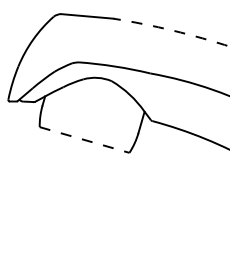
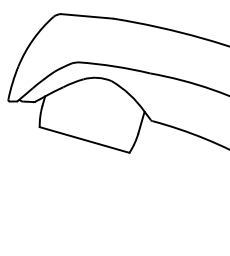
arc: dashed -> solid (171, 30)
line: dashed -> solid (84, 140)
